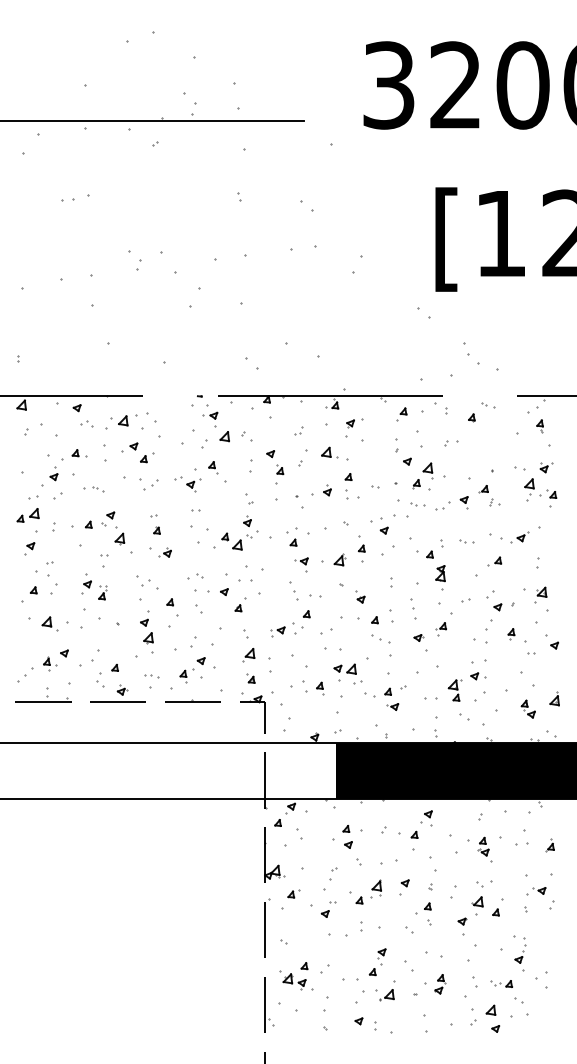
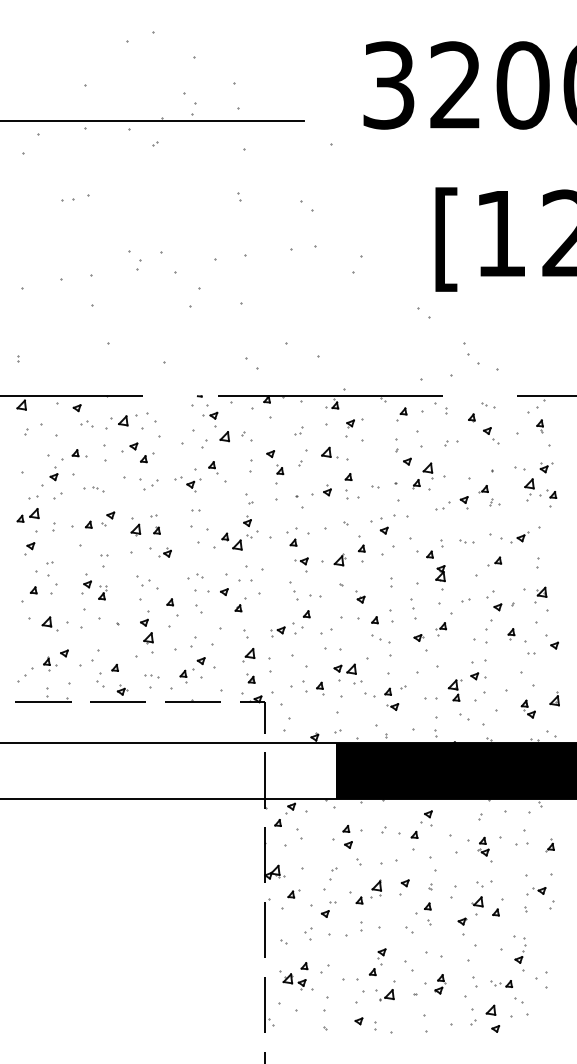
part: none -> present (491, 435)
part: present -> none (417, 504)
part position: (119, 535) -> (135, 526) (135, 526)
part: none -> present (308, 933)
